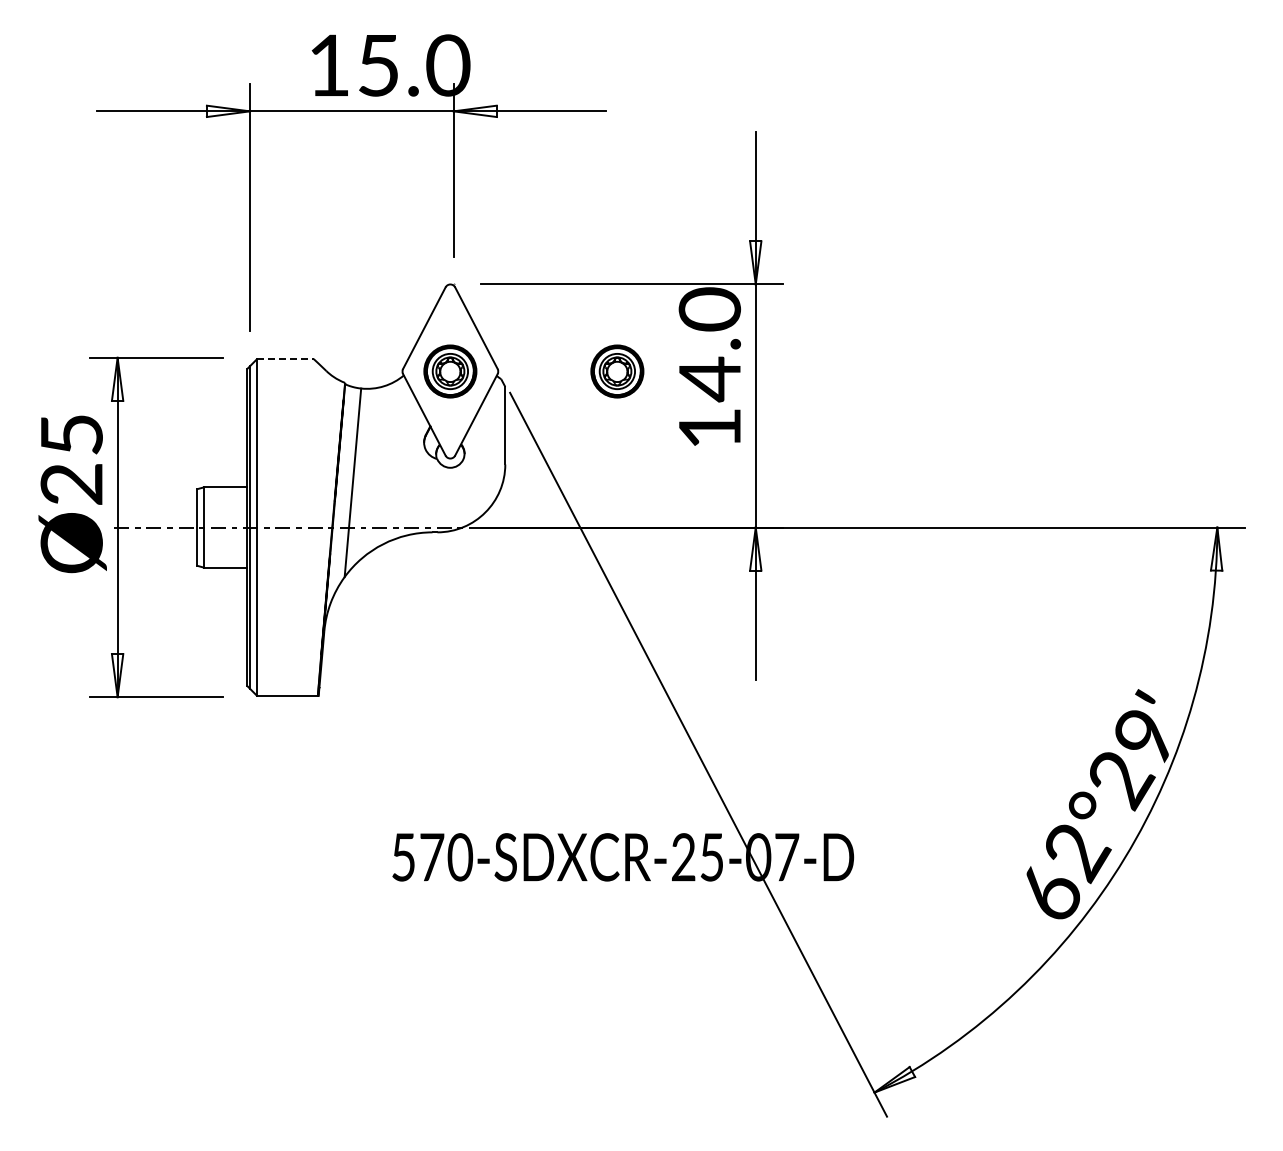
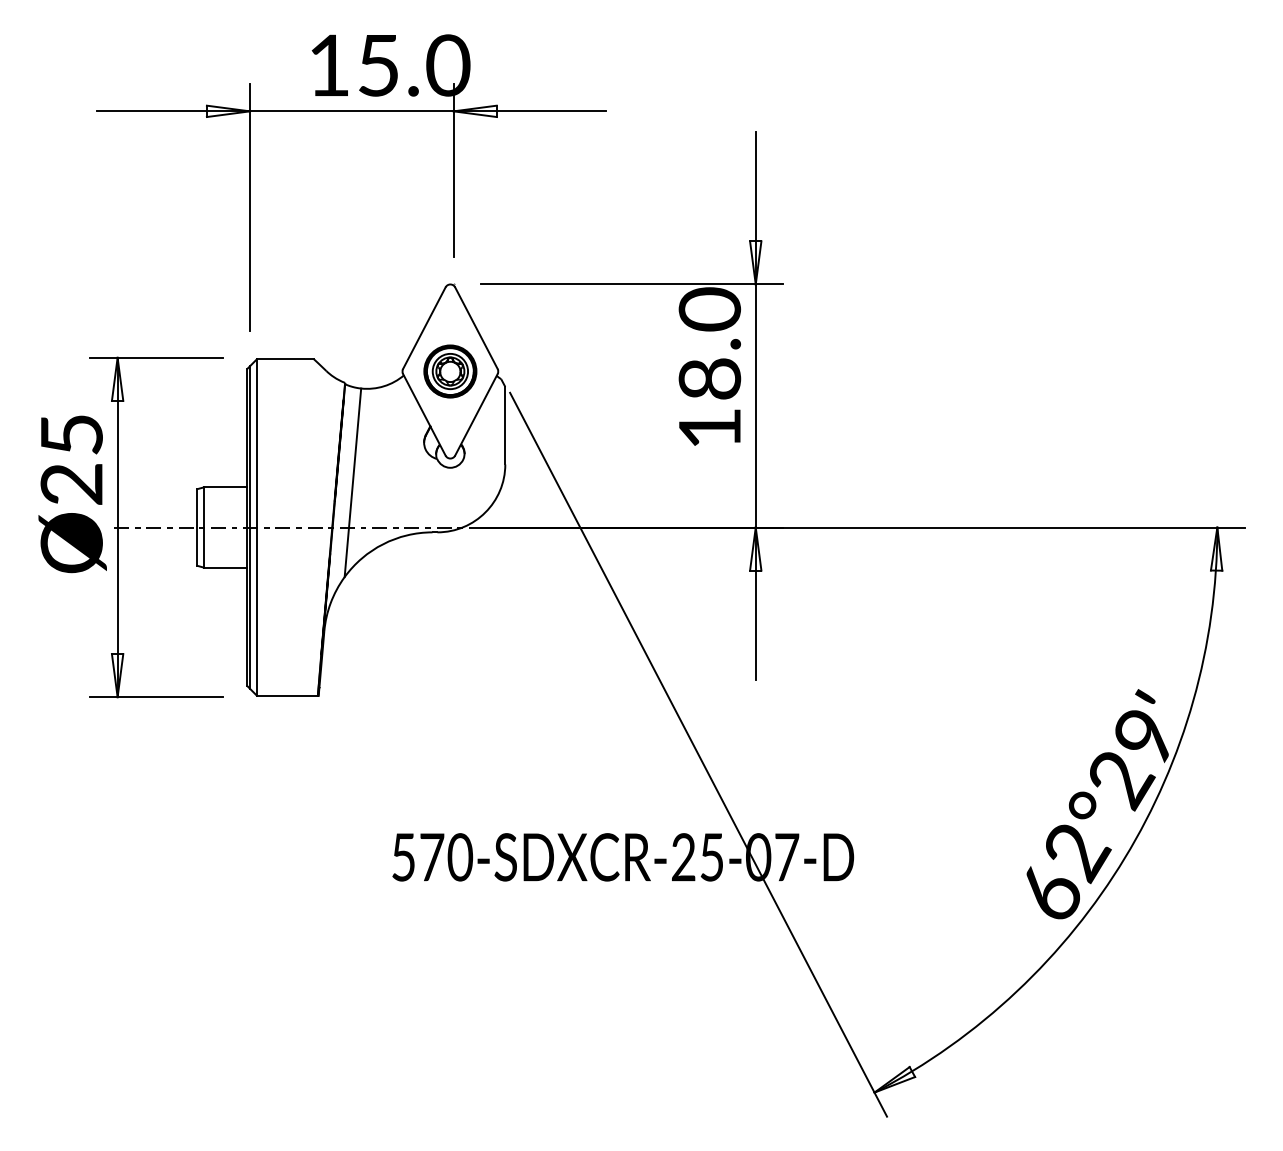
line: dashed -> solid (285, 359)
part: present -> none (617, 371)
text: 14.0 -> 18.0 (709, 379)
